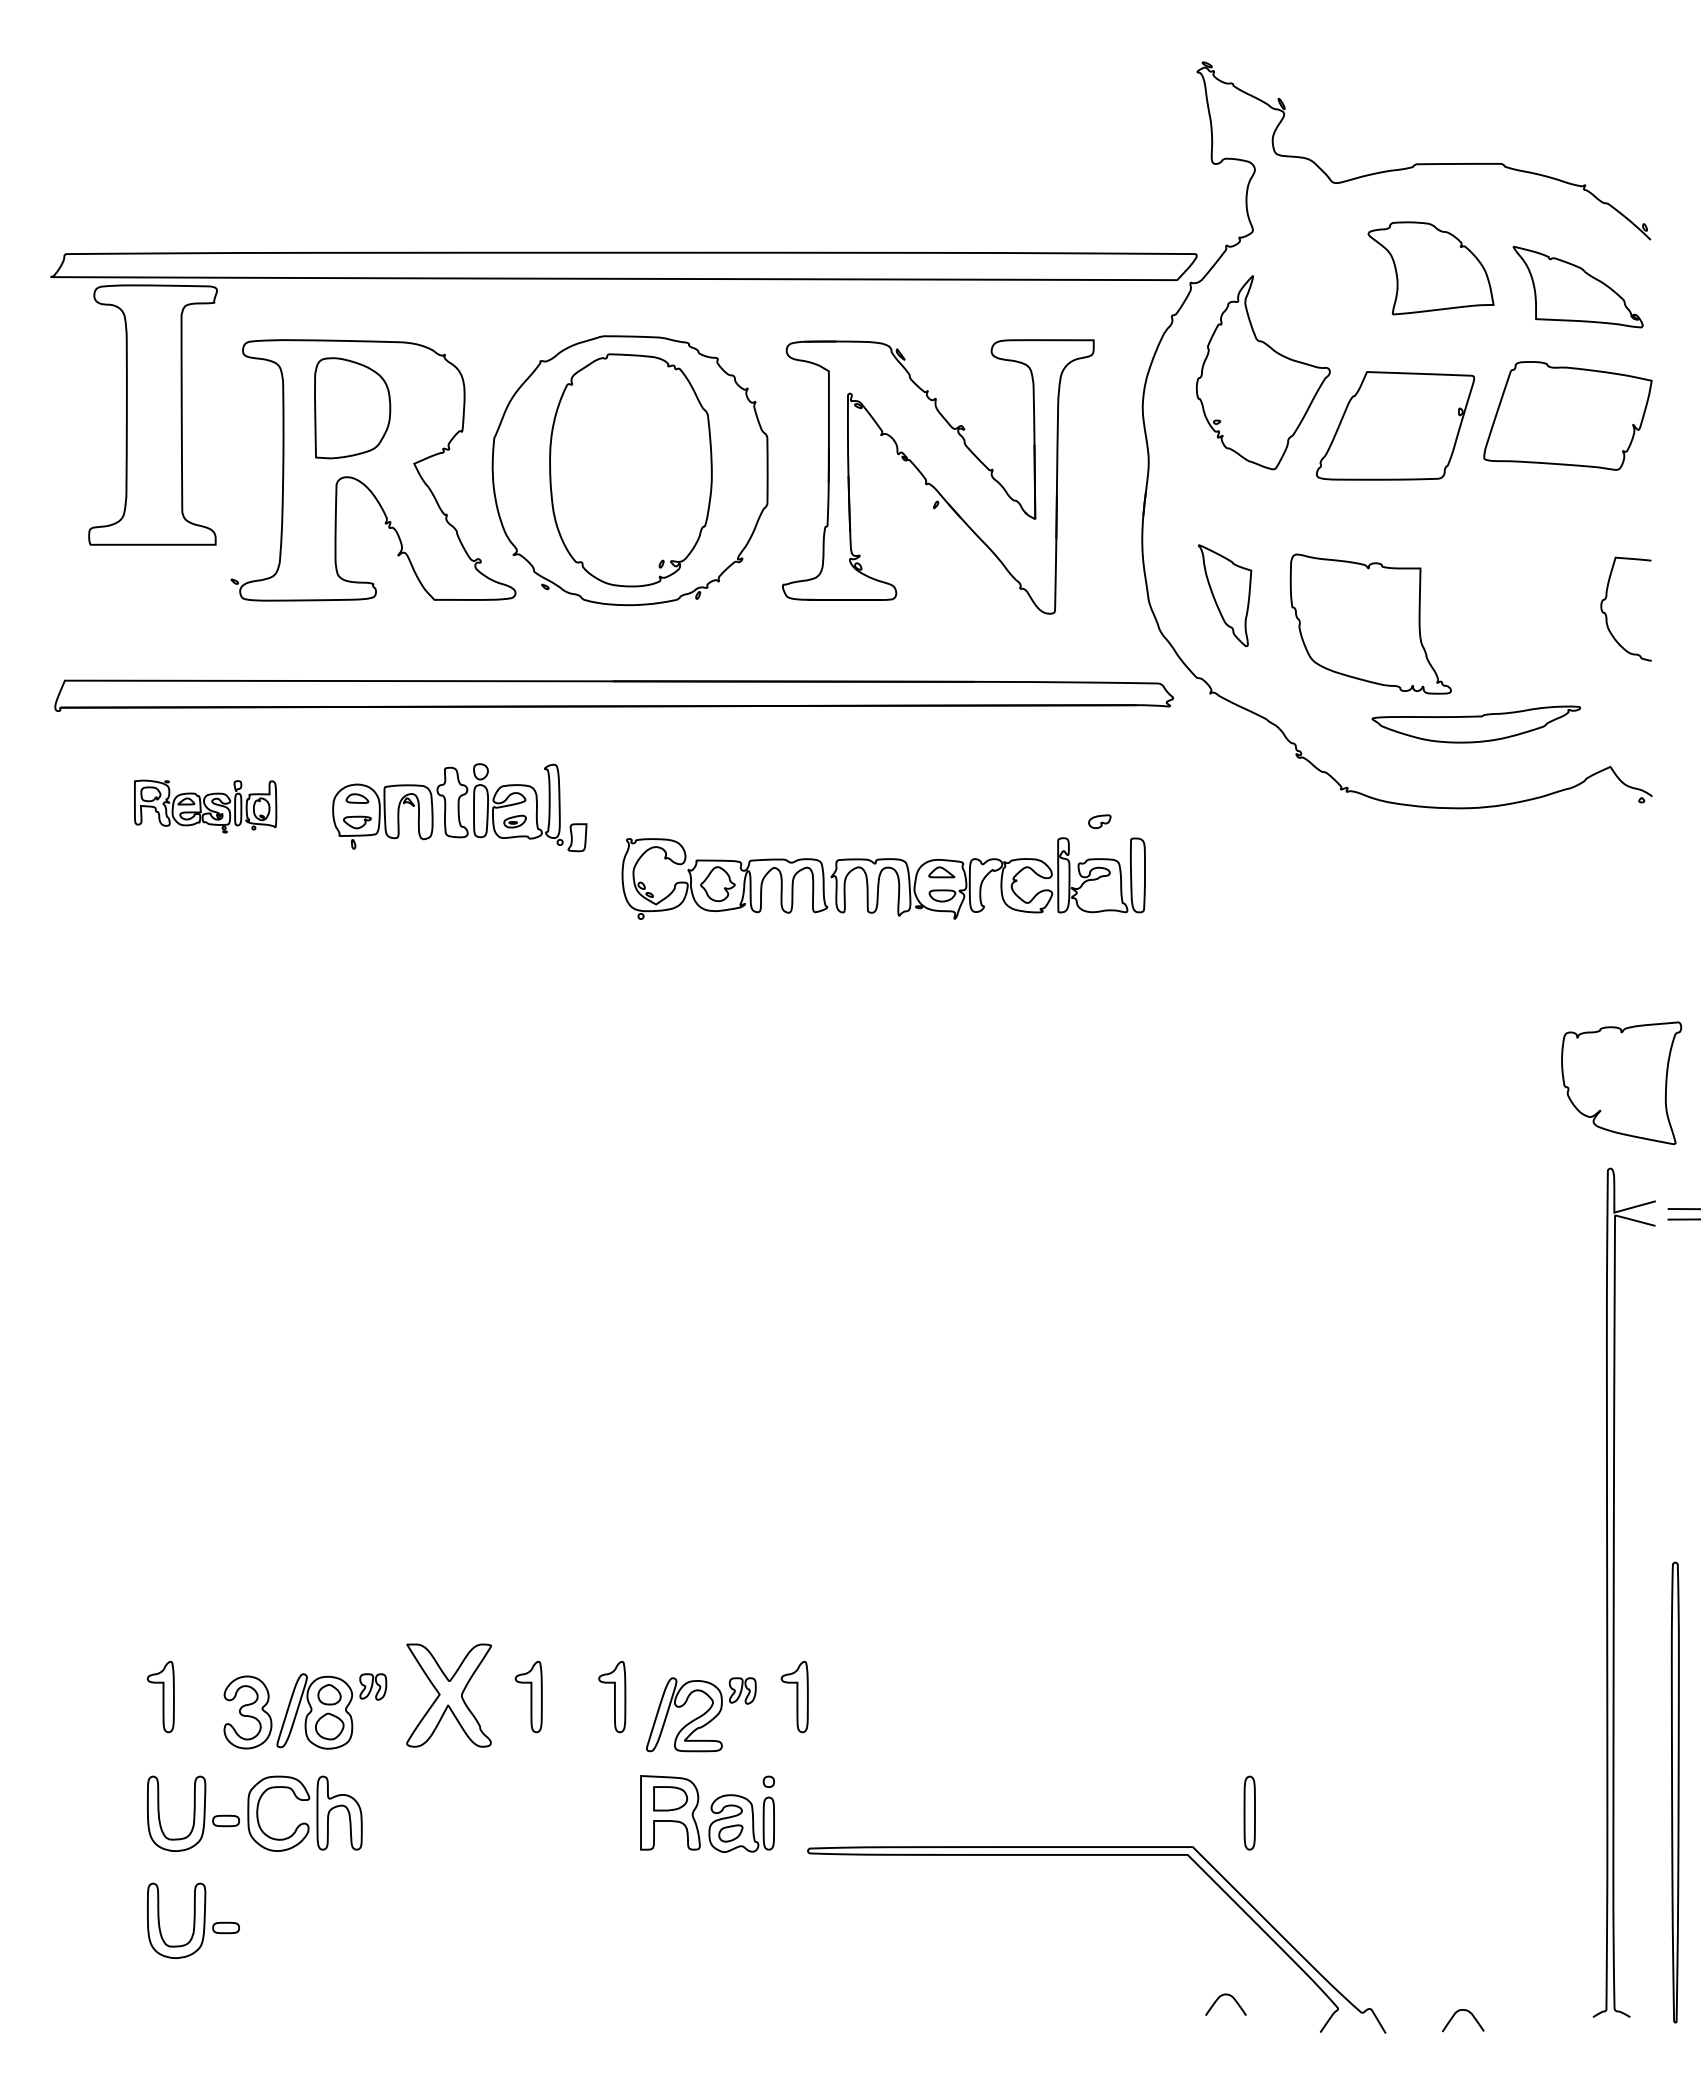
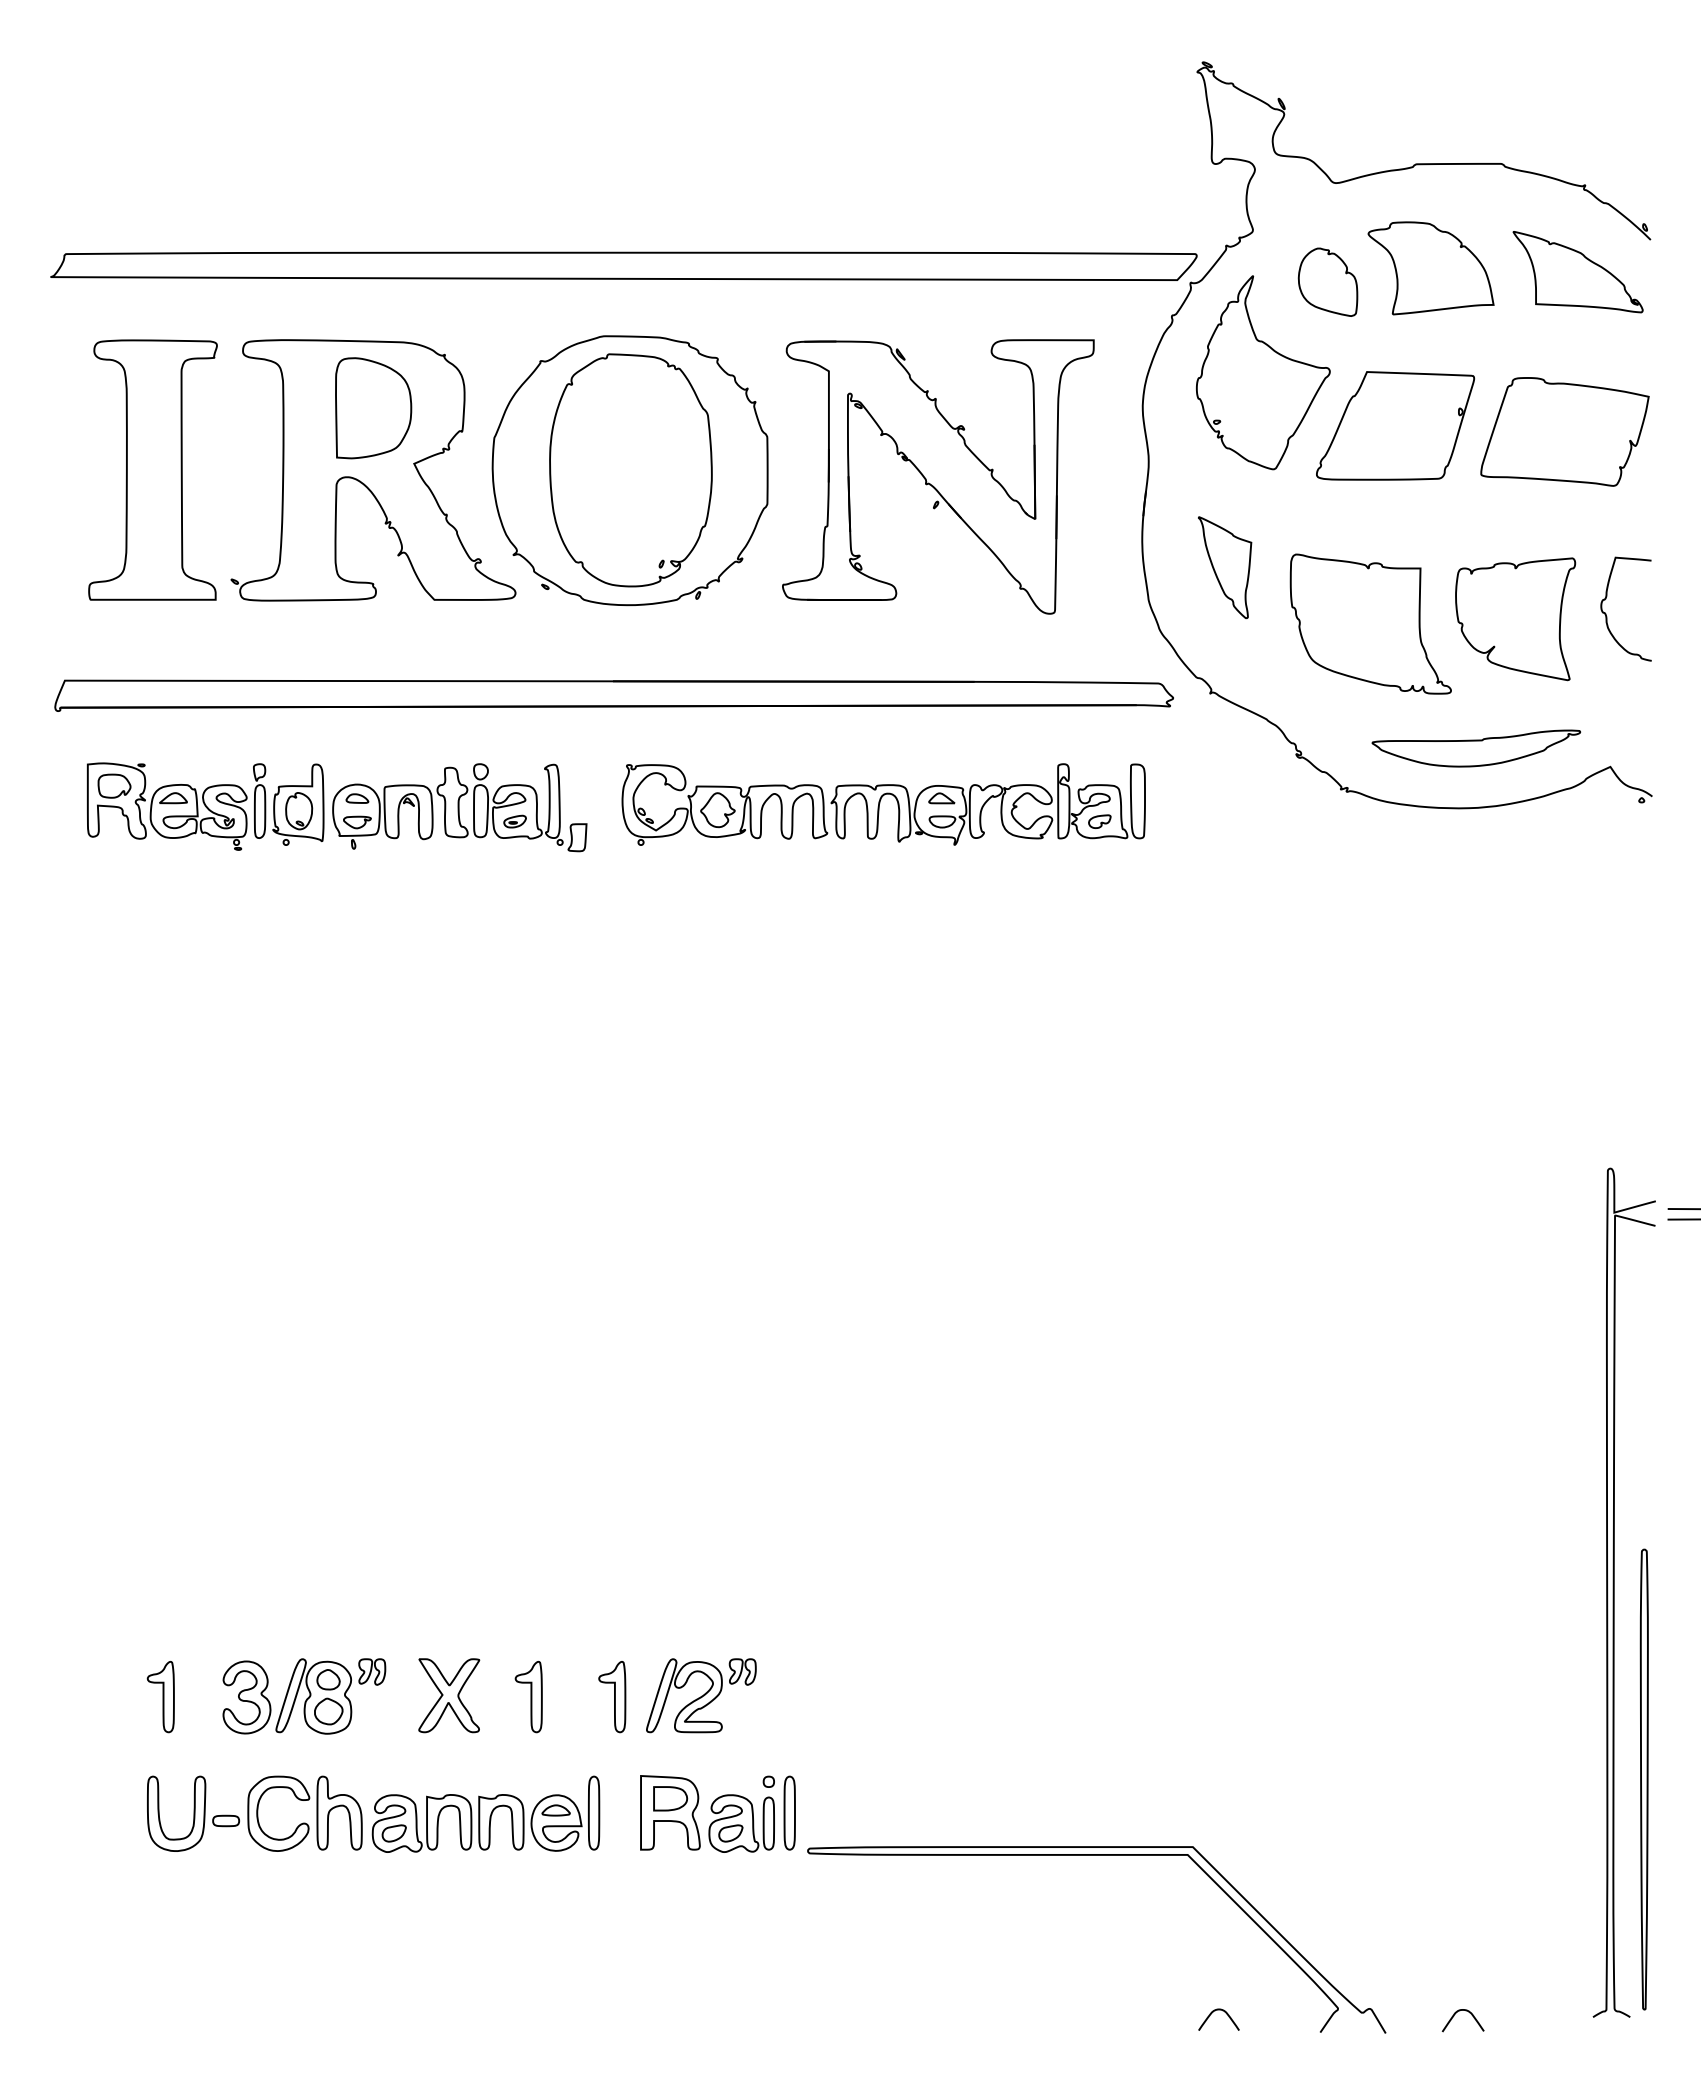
part: none -> present (1327, 281)
part position: (1577, 287) -> (1577, 272) (1577, 272)
part position: (352, 408) -> (373, 408) (373, 408)
part position: (152, 414) -> (152, 469) (152, 469)
part position: (1567, 415) -> (1564, 431) (1564, 431)
part position: (1225, 595) -> (1225, 567) (1225, 567)
part position: (1476, 724) -> (1476, 748) (1476, 748)
part size: 144x55 px -> 239x89 px (205, 806)
part position: (883, 878) -> (883, 804) (883, 804)
part position: (1621, 1083) -> (1515, 619) (1515, 619)
part size: 86x105 px -> 63x76 px (449, 1695)
part: present -> none (794, 1697)
part position: (305, 1711) -> (304, 1696) (304, 1696)
part position: (701, 1714) -> (701, 1695) (701, 1695)
part position: (1674, 1792) -> (1643, 1779) (1643, 1779)
part position: (1249, 1812) -> (789, 1812) (789, 1812)
part: none -> present (485, 1813)
part: present -> none (193, 1920)
curve position: (1219, 1998) -> (1212, 2013) (1212, 2013)
